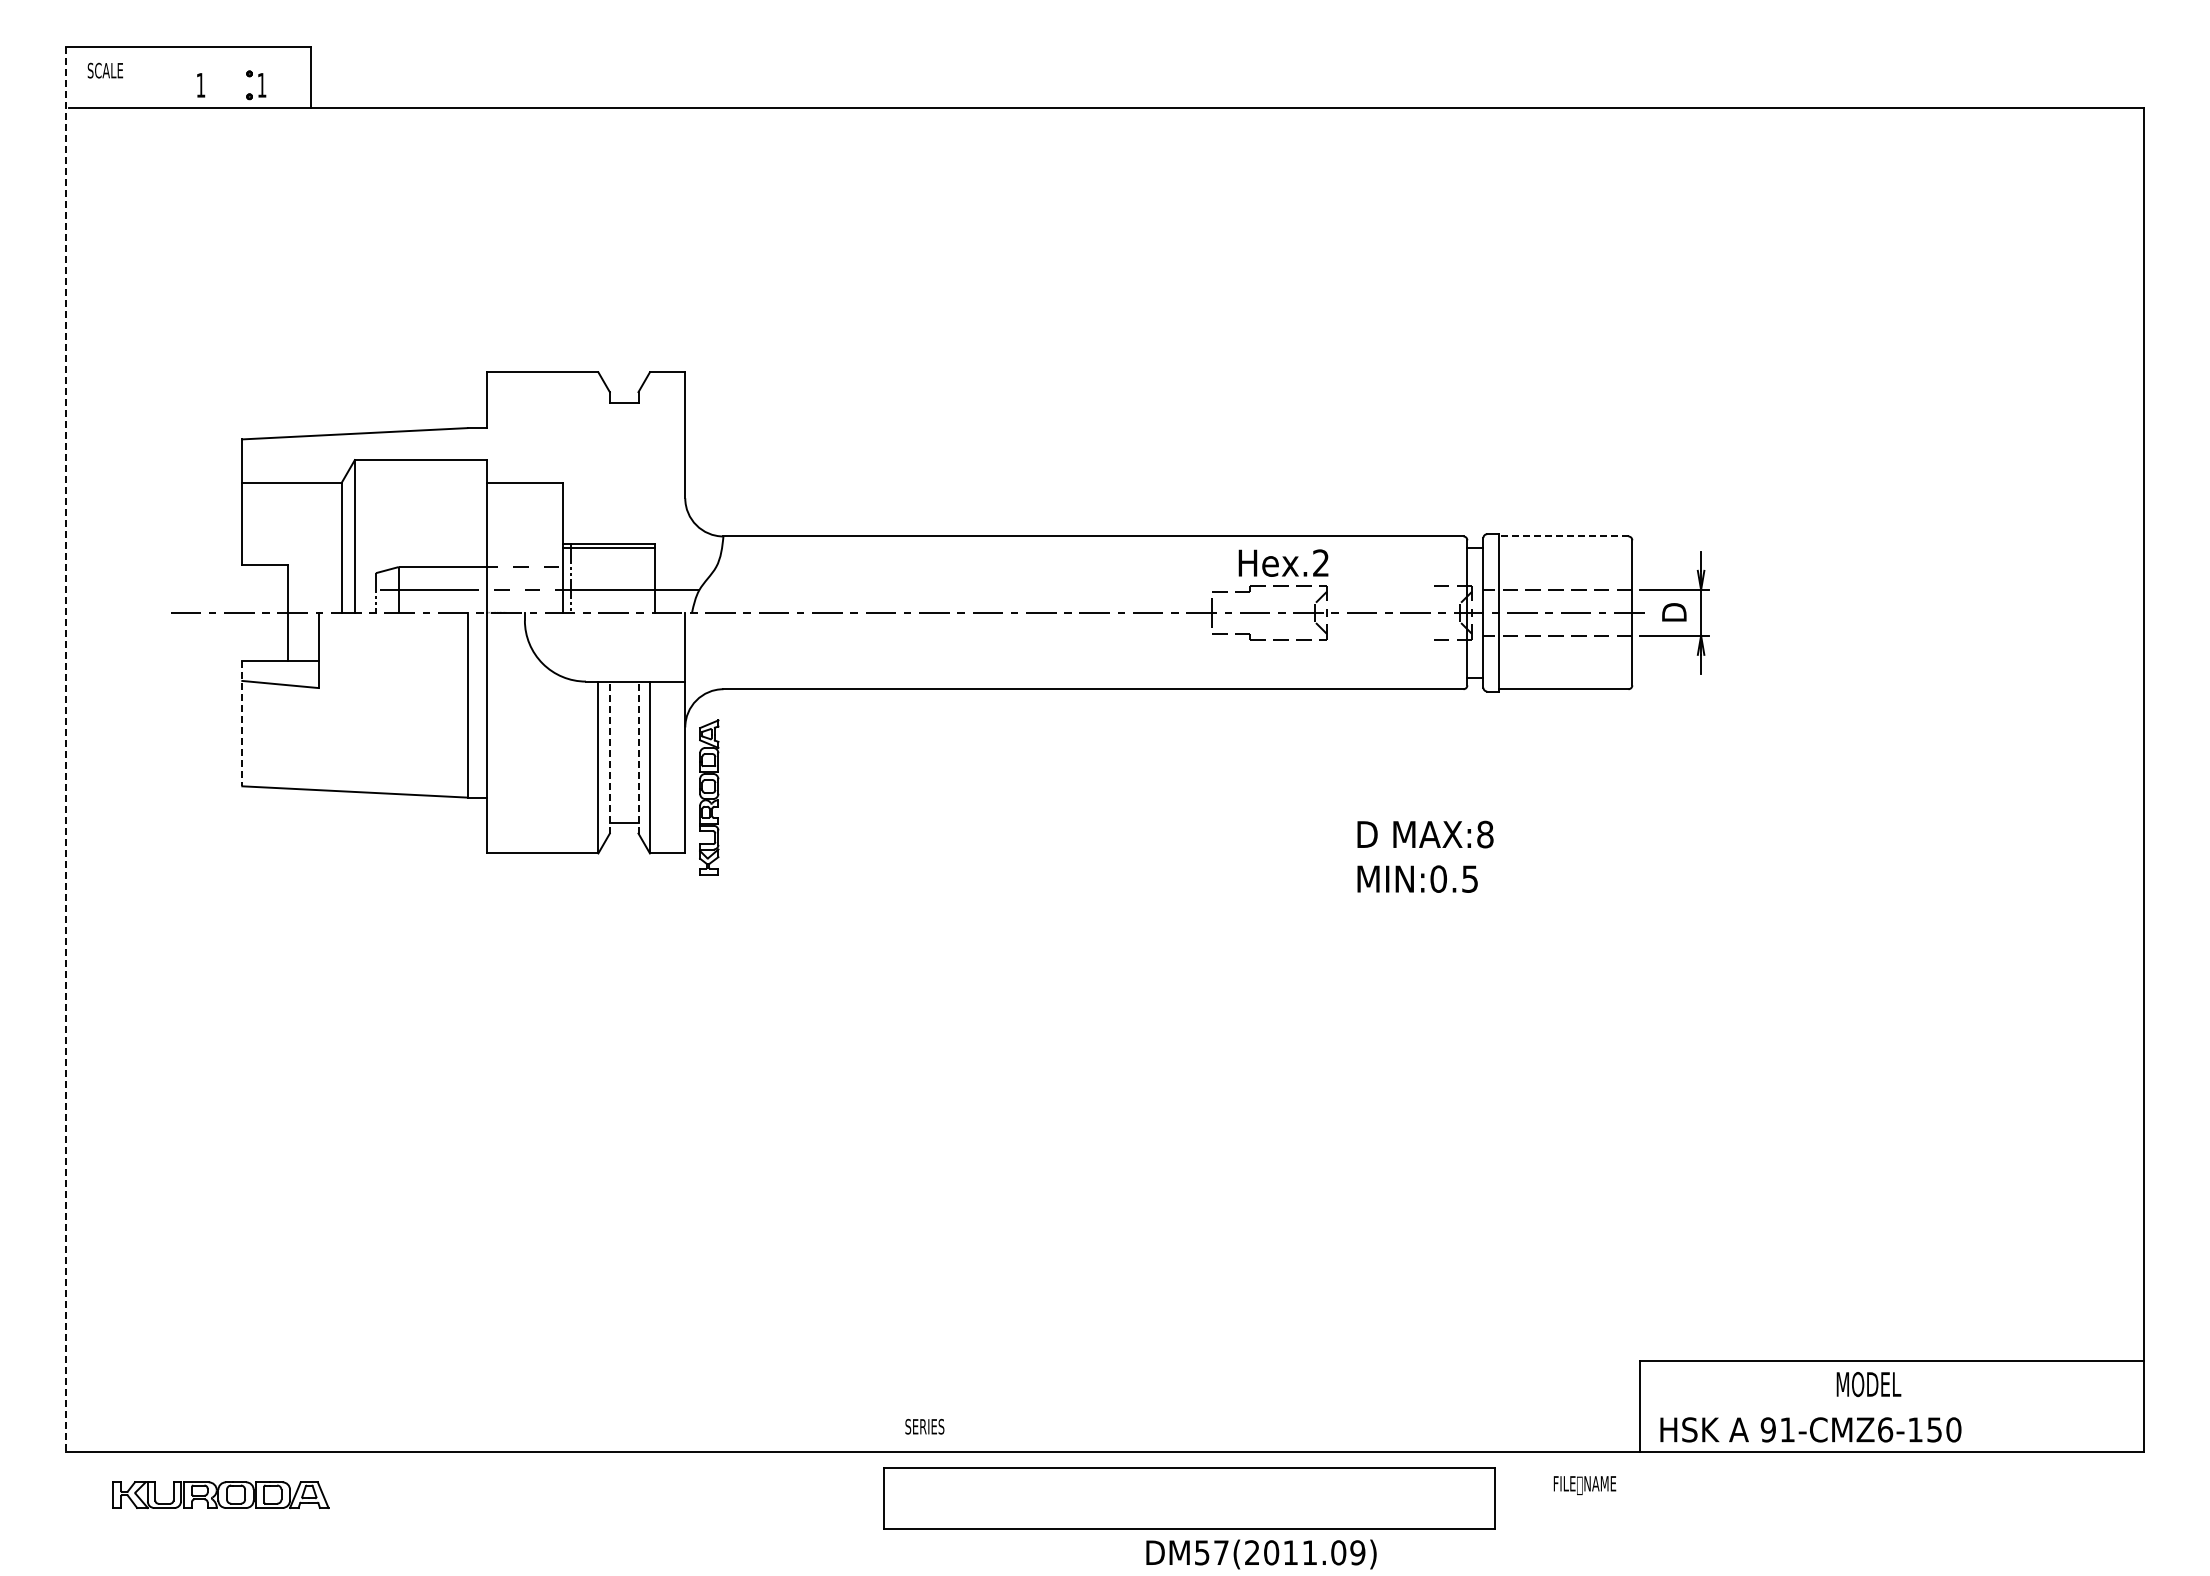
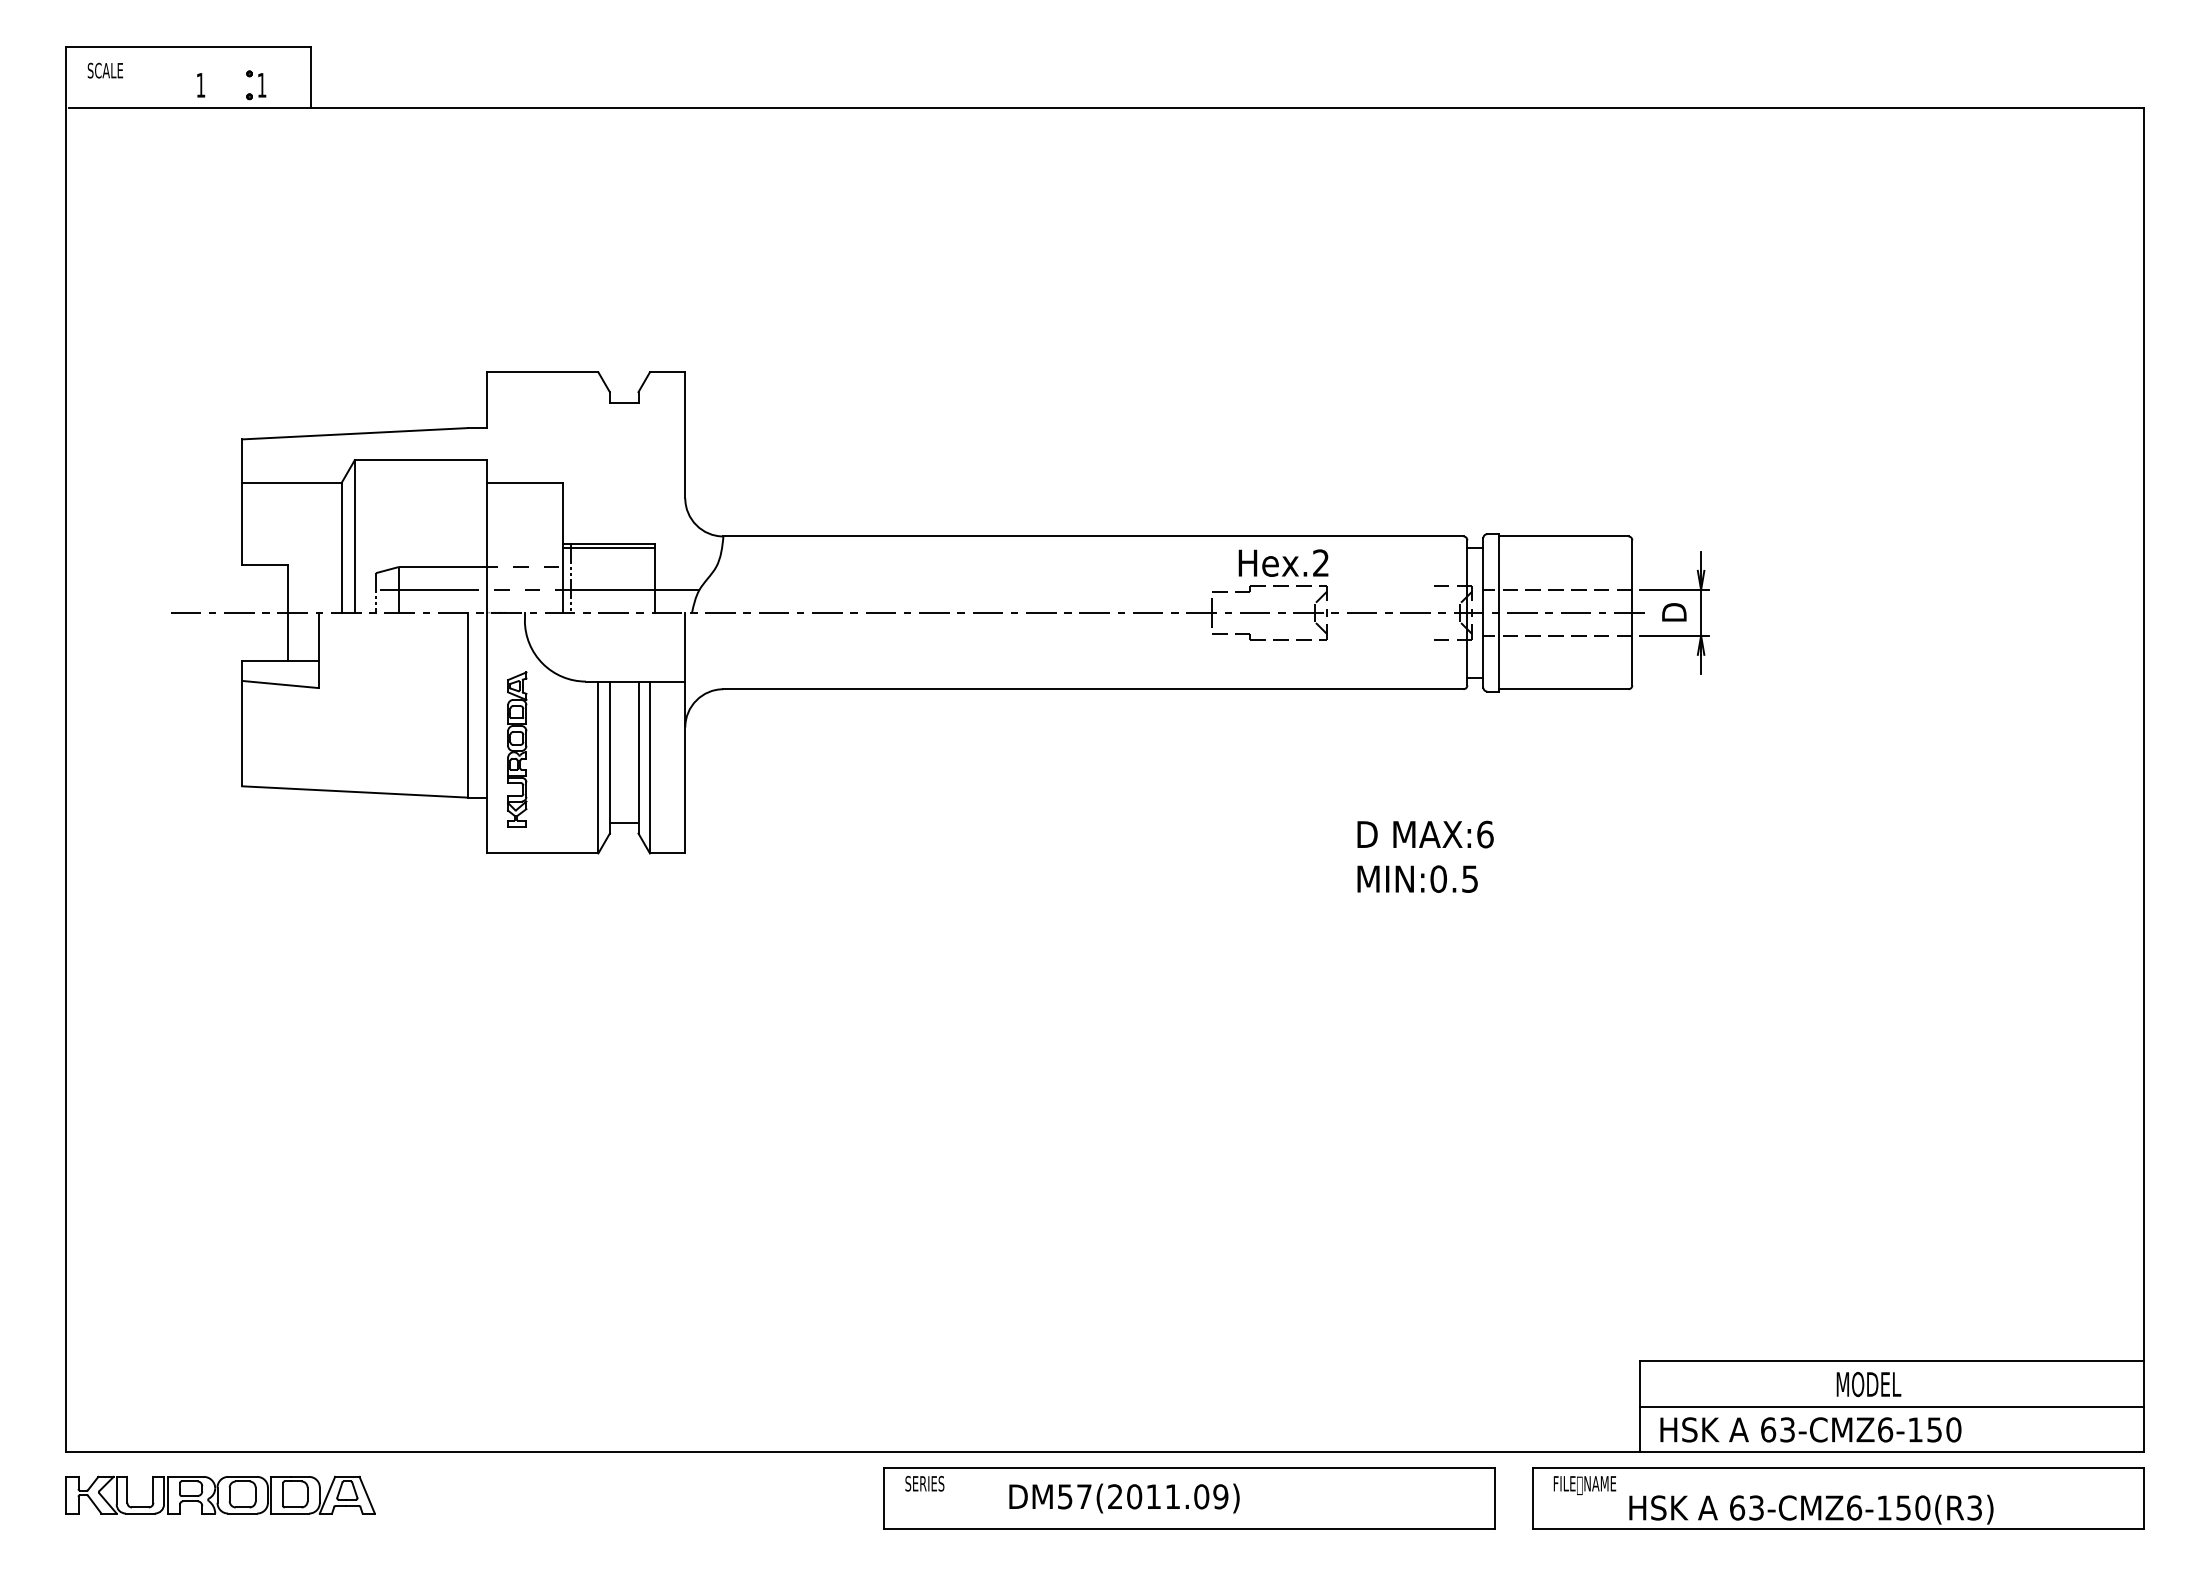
line: dashed -> solid (1563, 536)
line: dashed -> solid (242, 723)
line: dashed -> solid (66, 749)
line: dashed -> solid (609, 757)
line: dashed -> solid (638, 757)
part position: (709, 797) -> (517, 749) (517, 749)
text: MAX:8 -> MAX:6 (1485, 834)
line: none -> present (1891, 1406)
text position: (924, 1426) -> (924, 1483) (924, 1483)
text: 91-CMZ6-150 -> 63-CMZ6-150 (1777, 1429)
part size: 218x28 px -> 311x40 px (220, 1494)
part: none -> present (1838, 1498)
text position: (1261, 1554) -> (1124, 1498) (1124, 1498)
